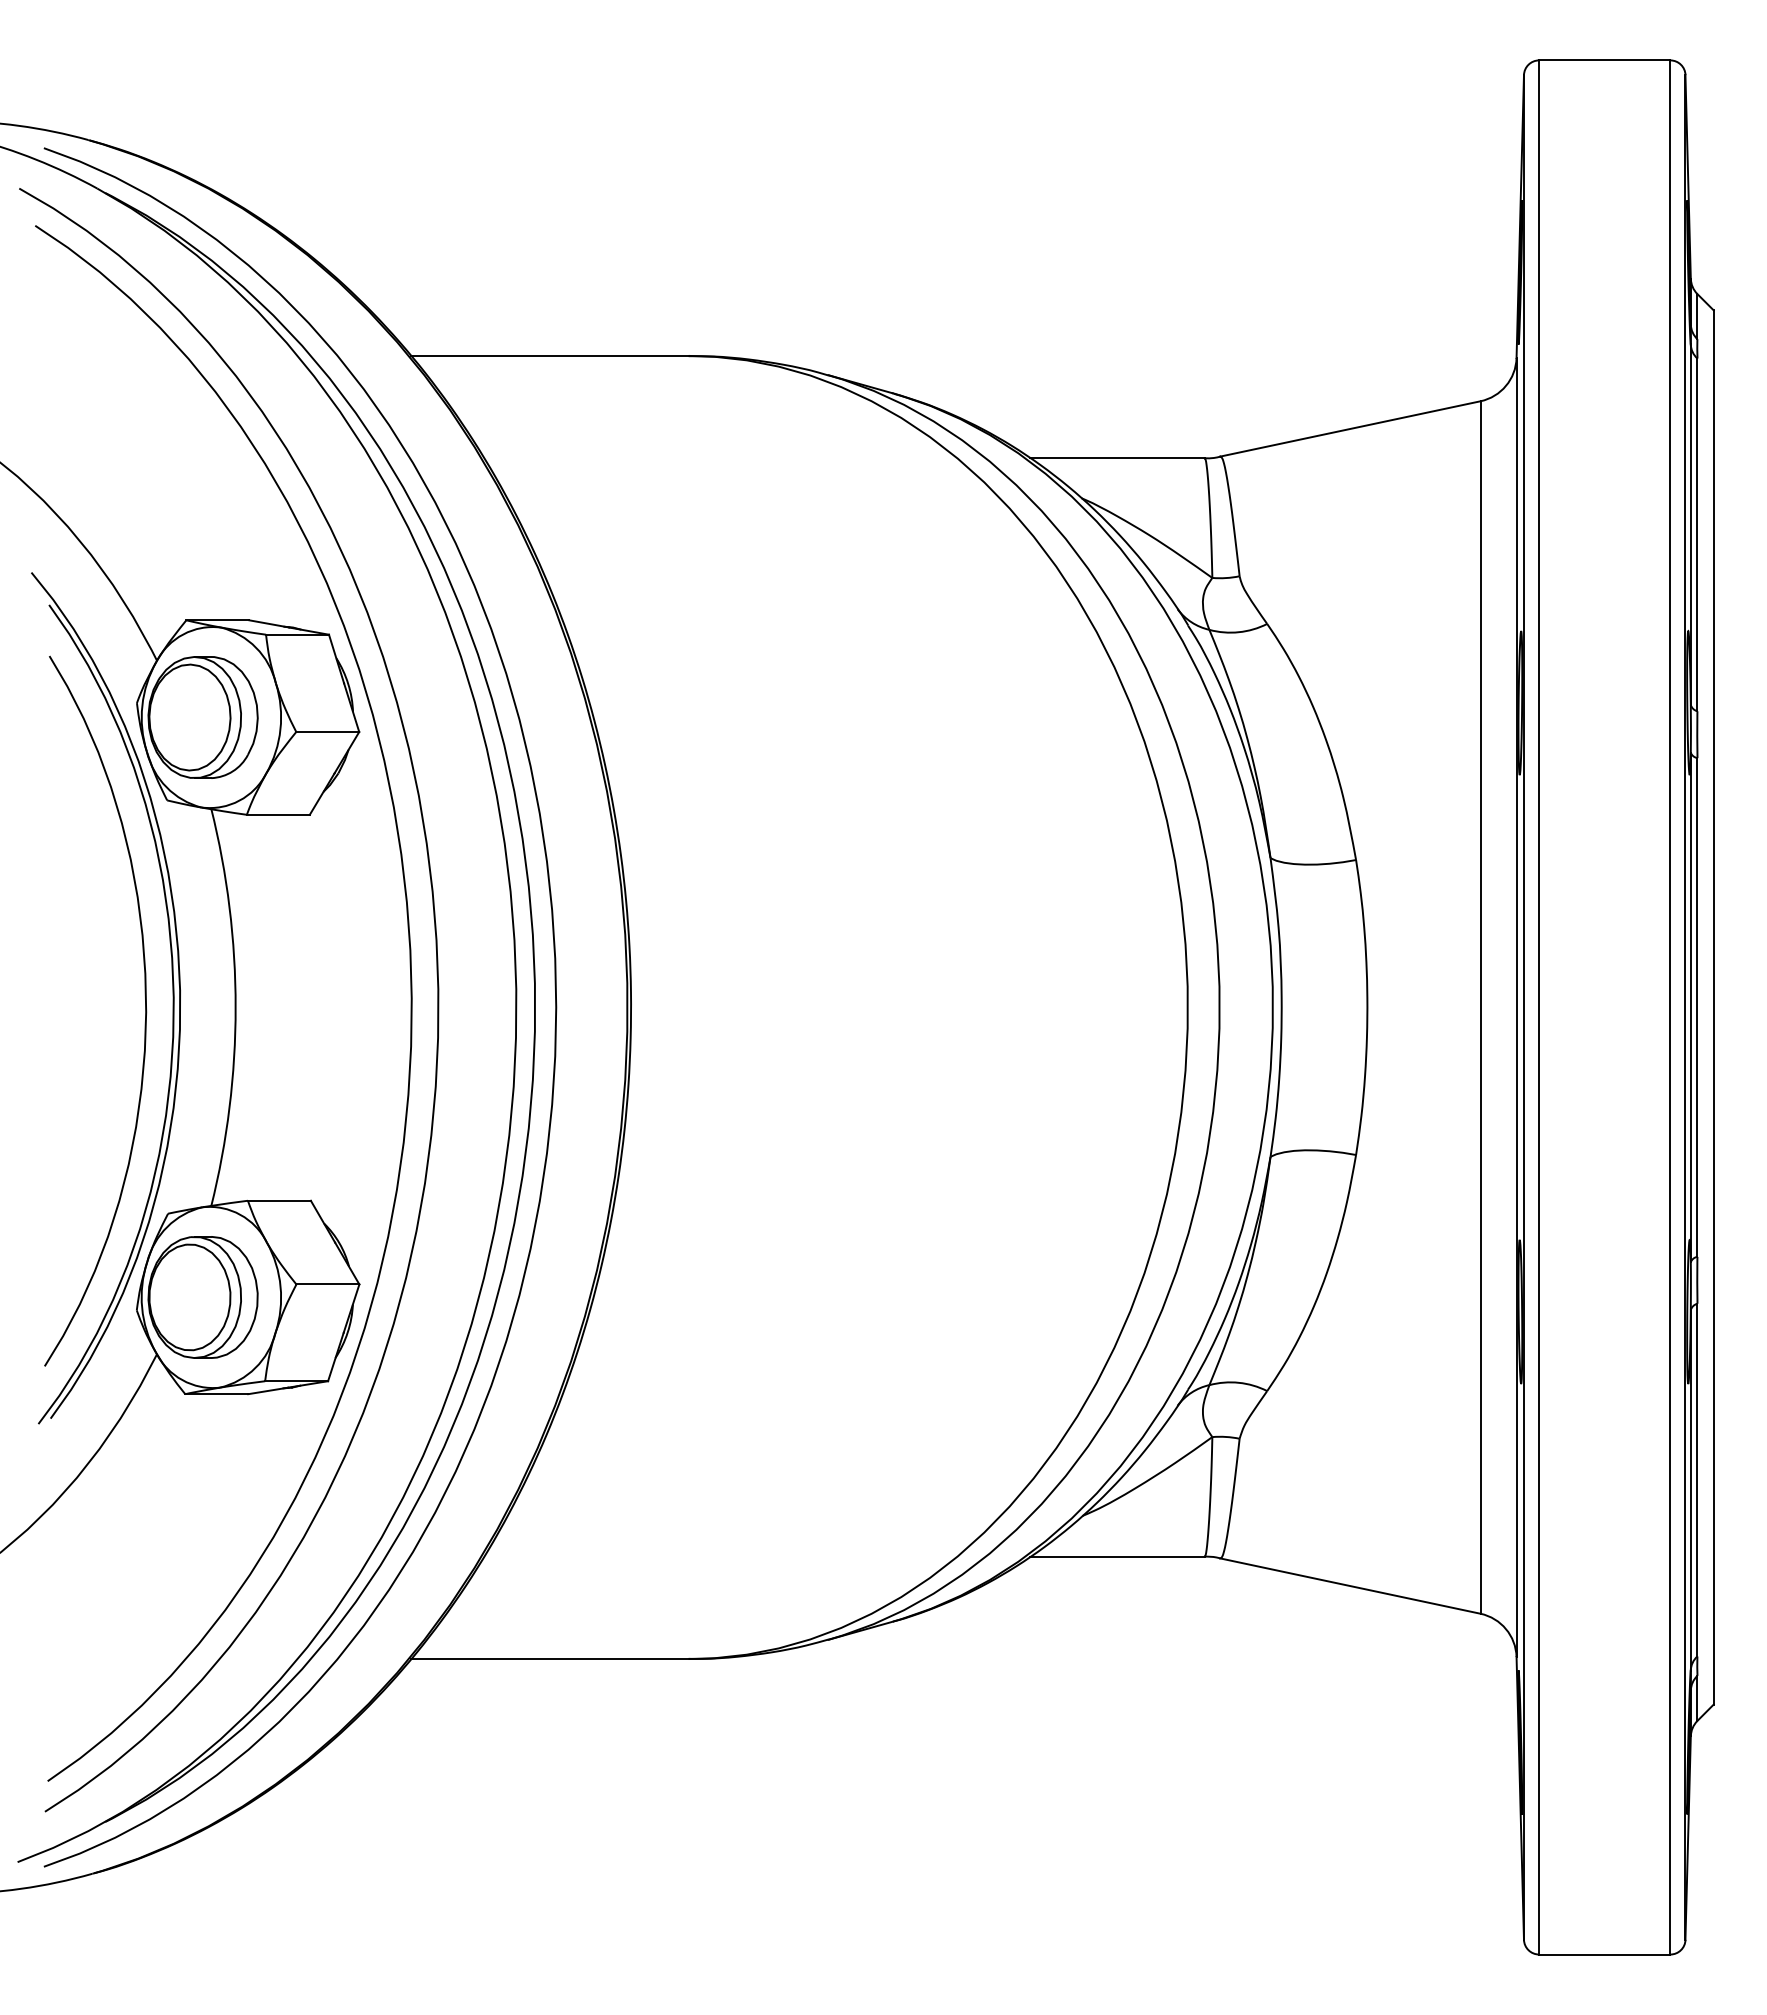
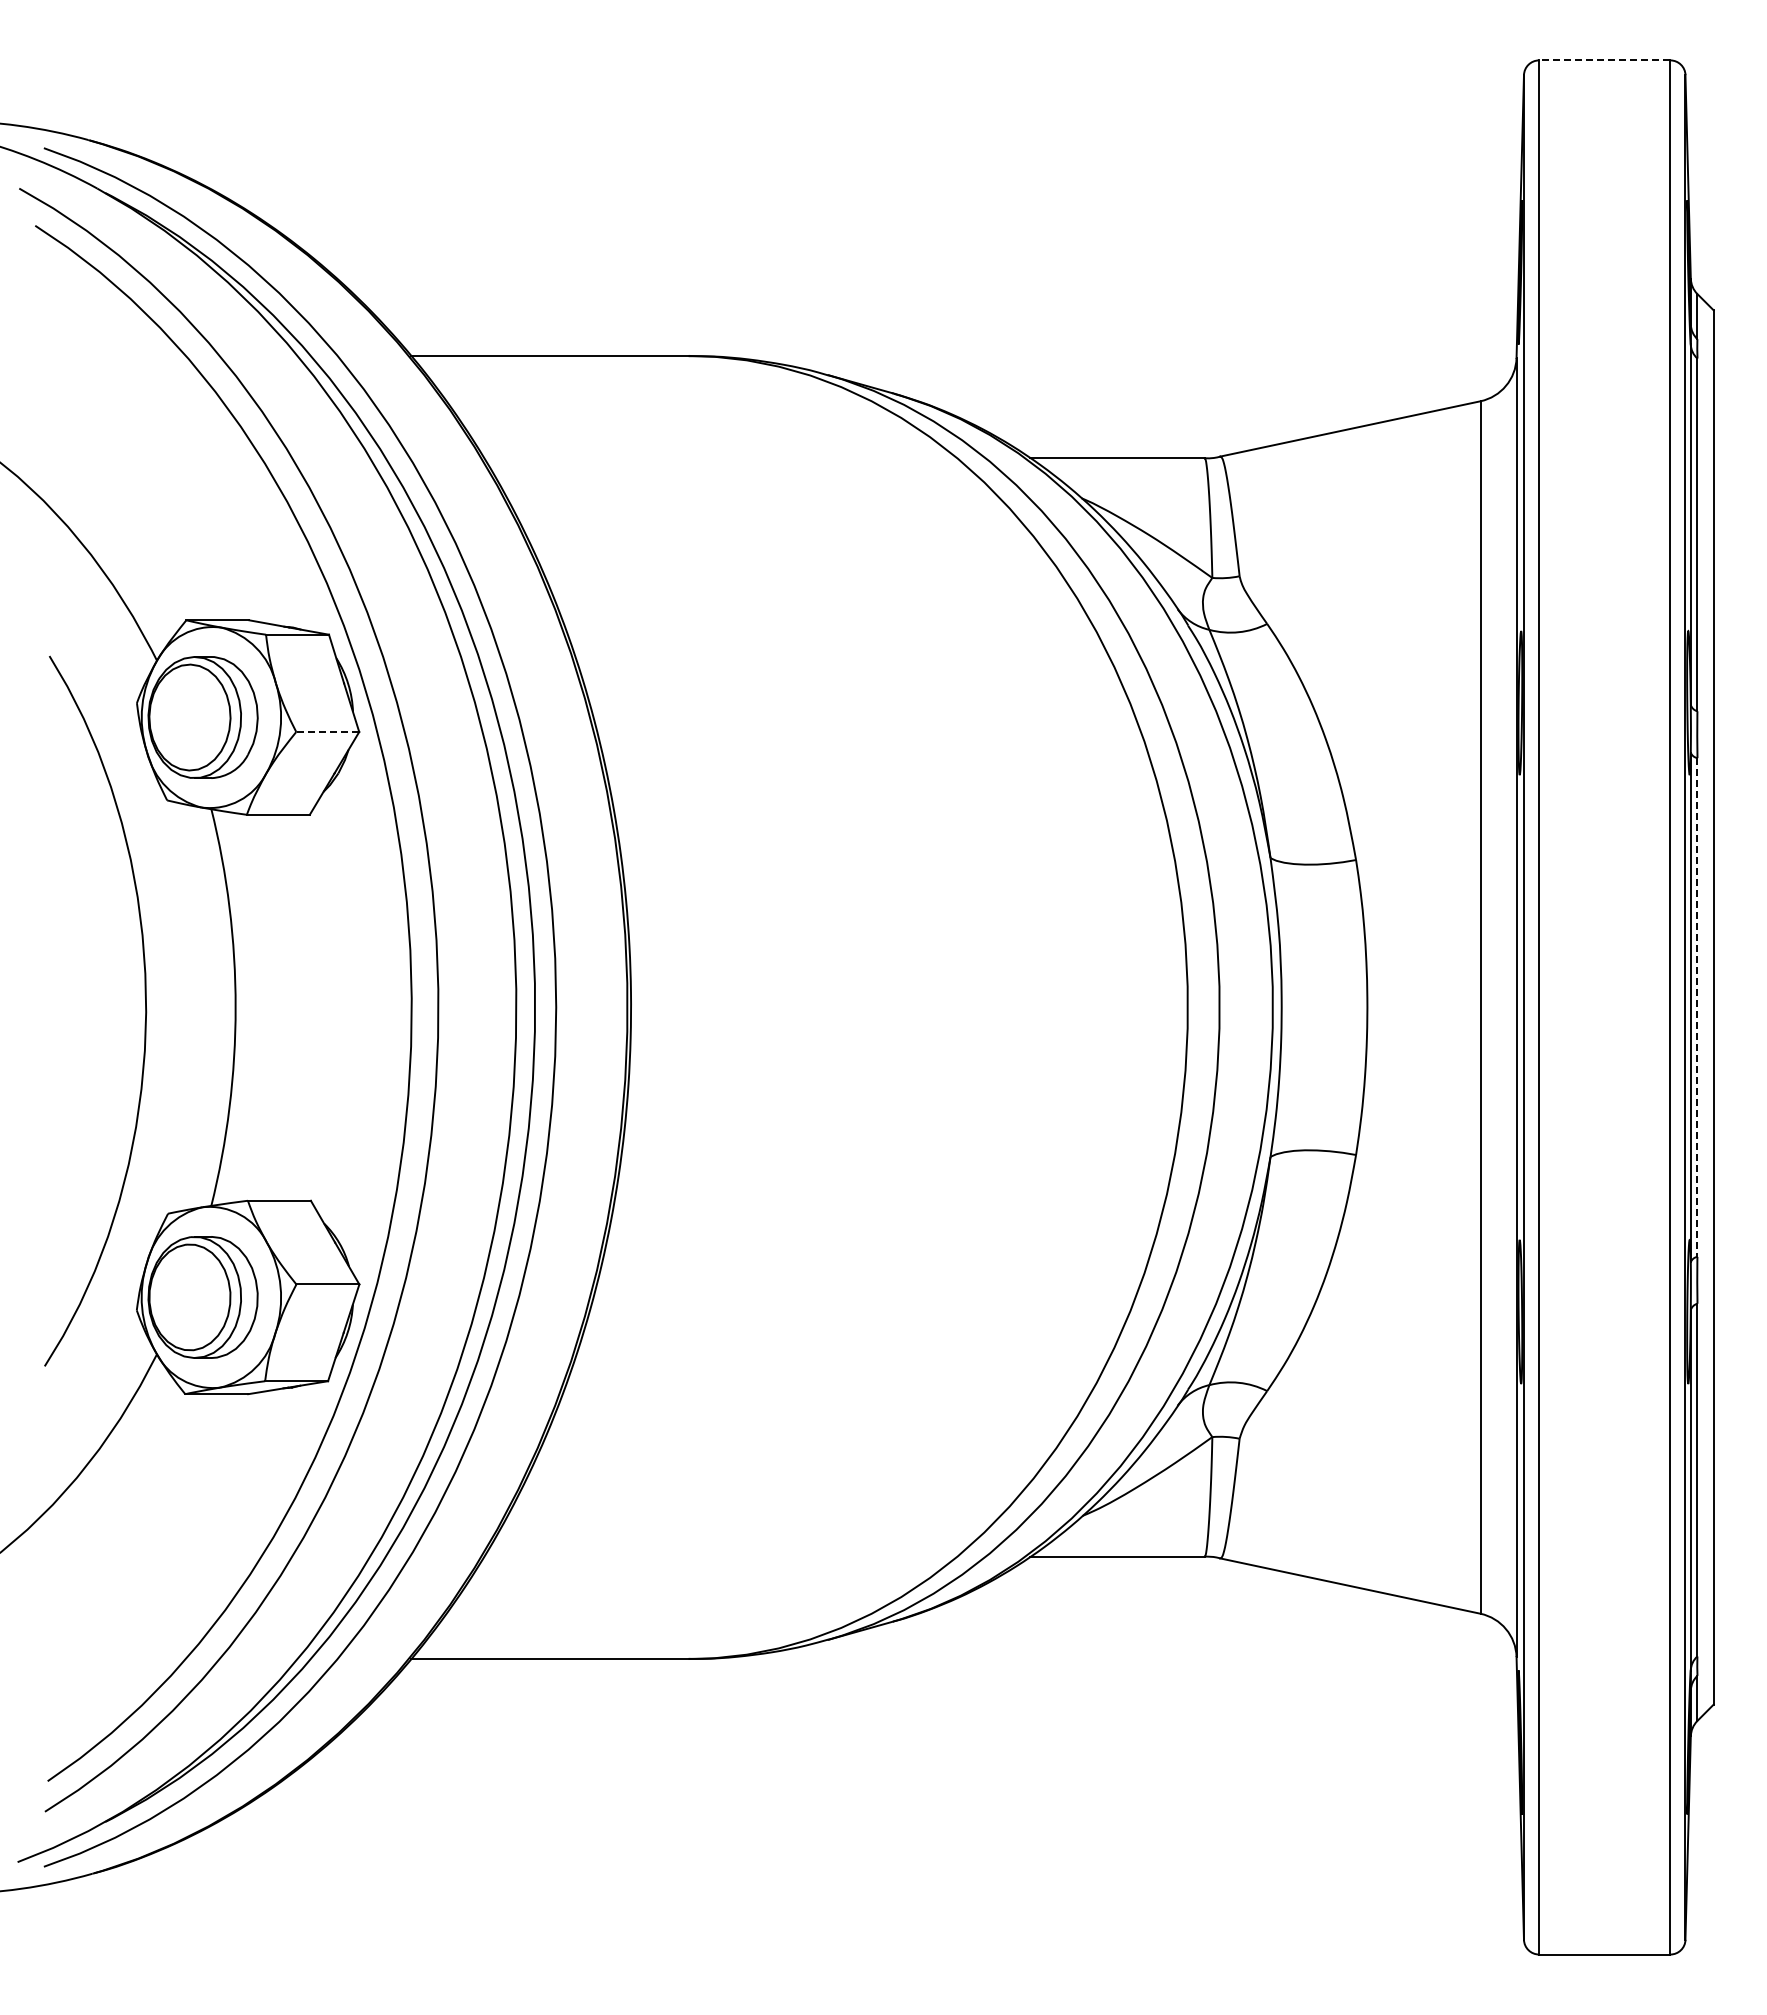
line: solid -> dashed (1604, 60)
line: solid -> dashed (327, 732)
part: present -> none (172, 998)
line: solid -> dashed (1697, 1008)
